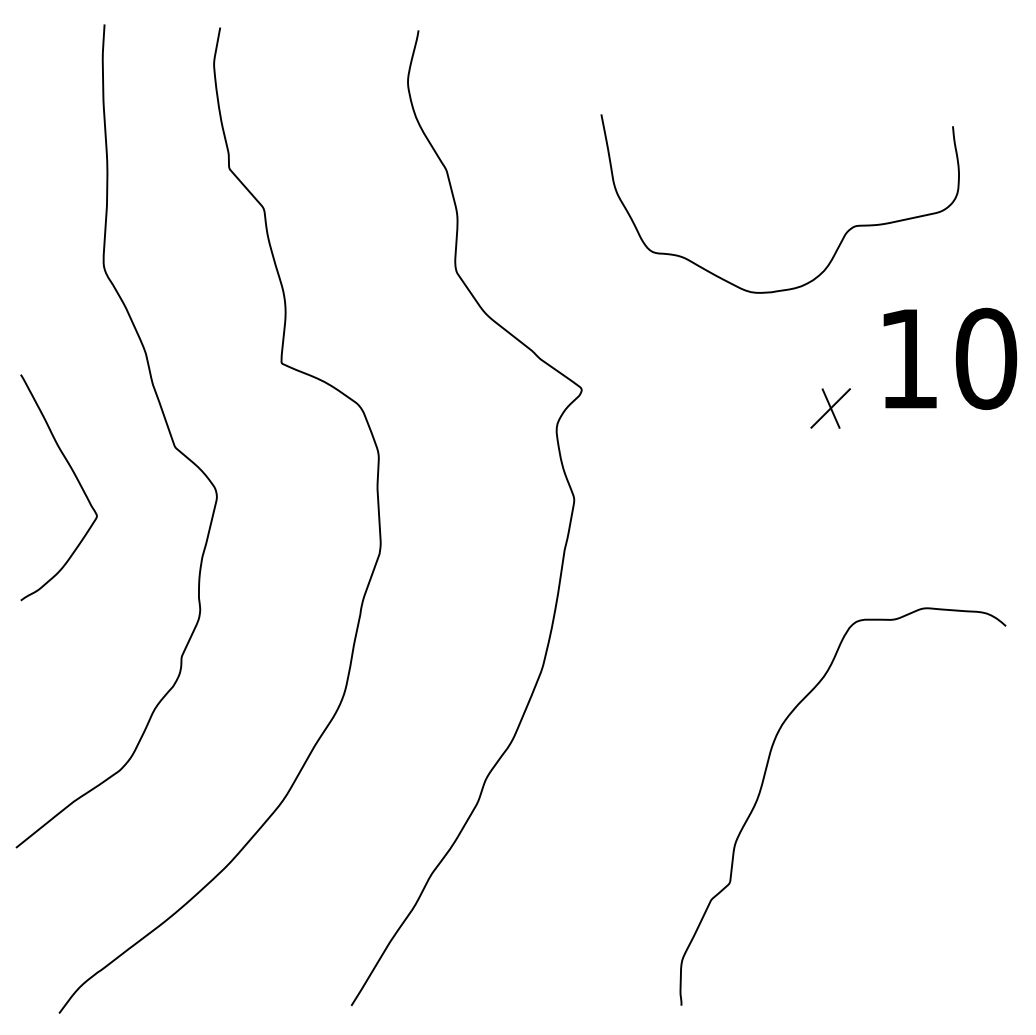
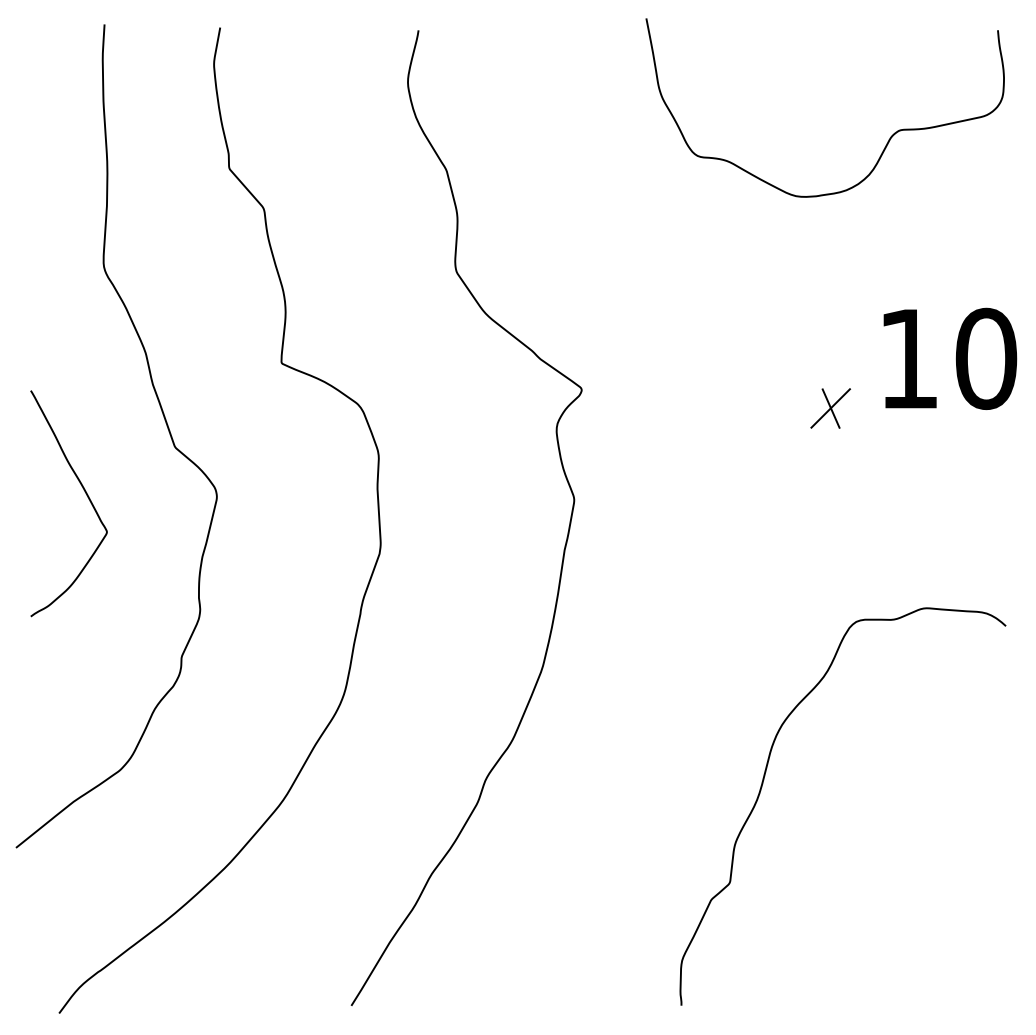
curve position: (843, 235) -> (888, 139) (888, 139)
curve position: (76, 479) -> (86, 495) (86, 495)
